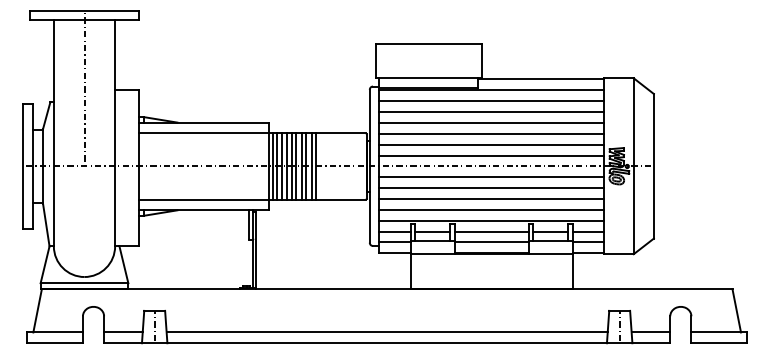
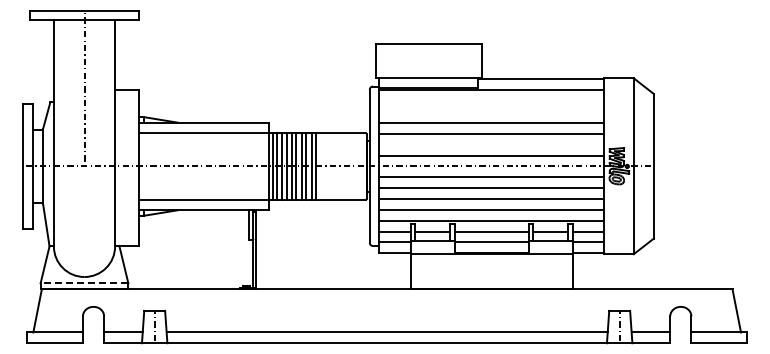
line: present -> none (491, 101)
line: present -> none (491, 111)
line: present -> none (491, 144)
line: solid -> dashed (84, 283)
